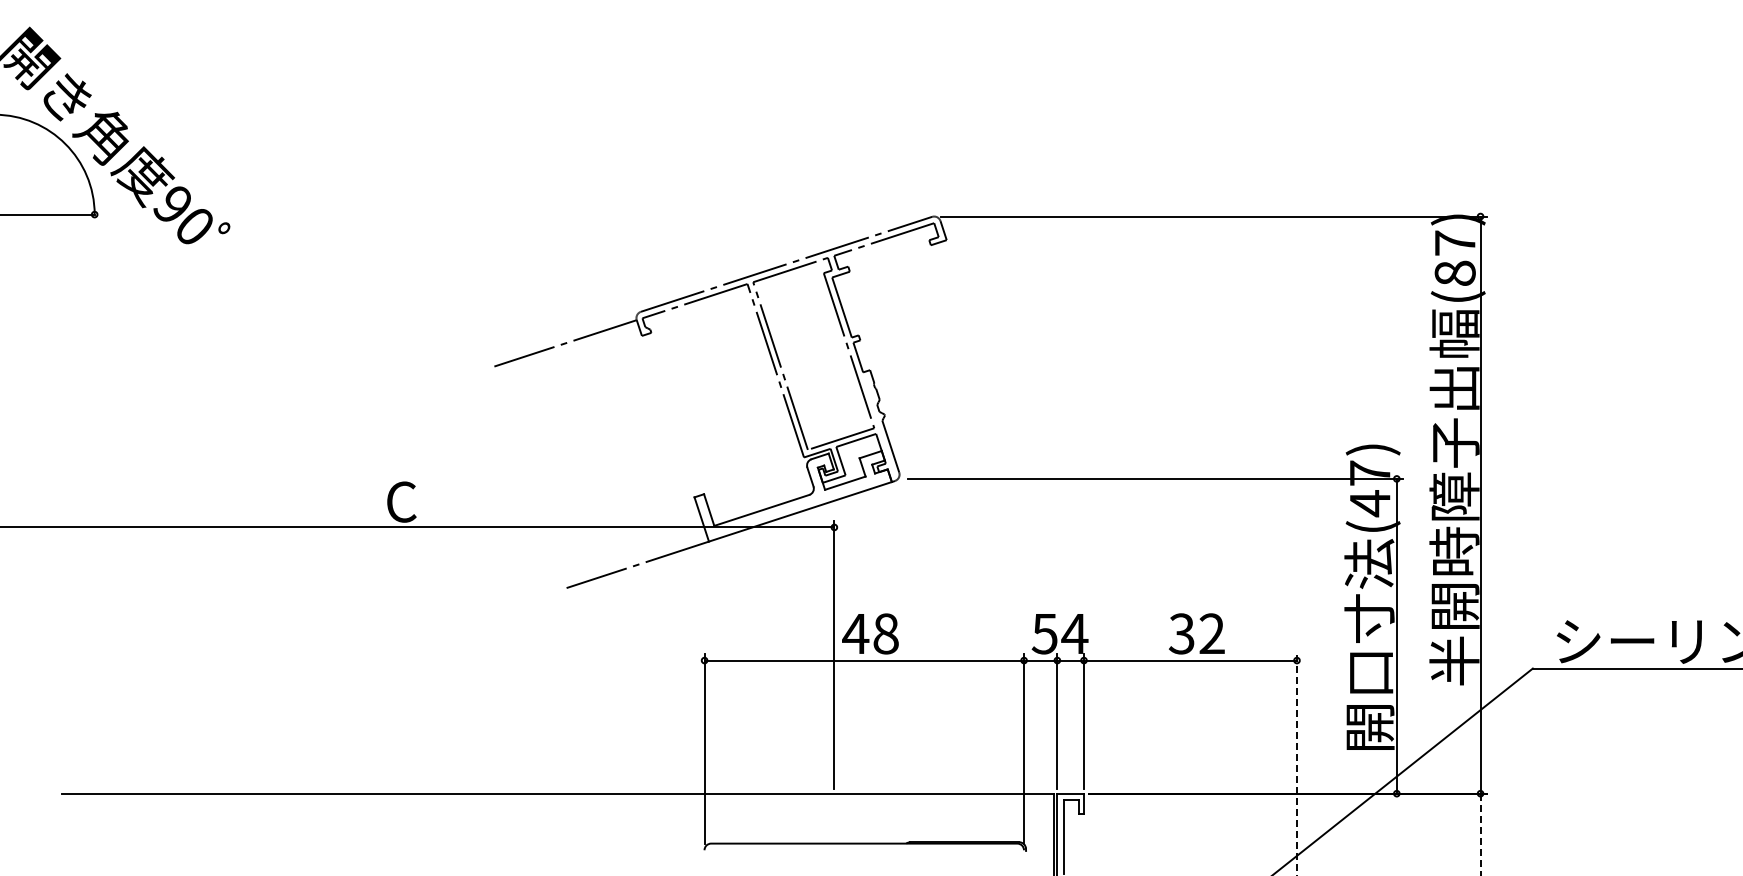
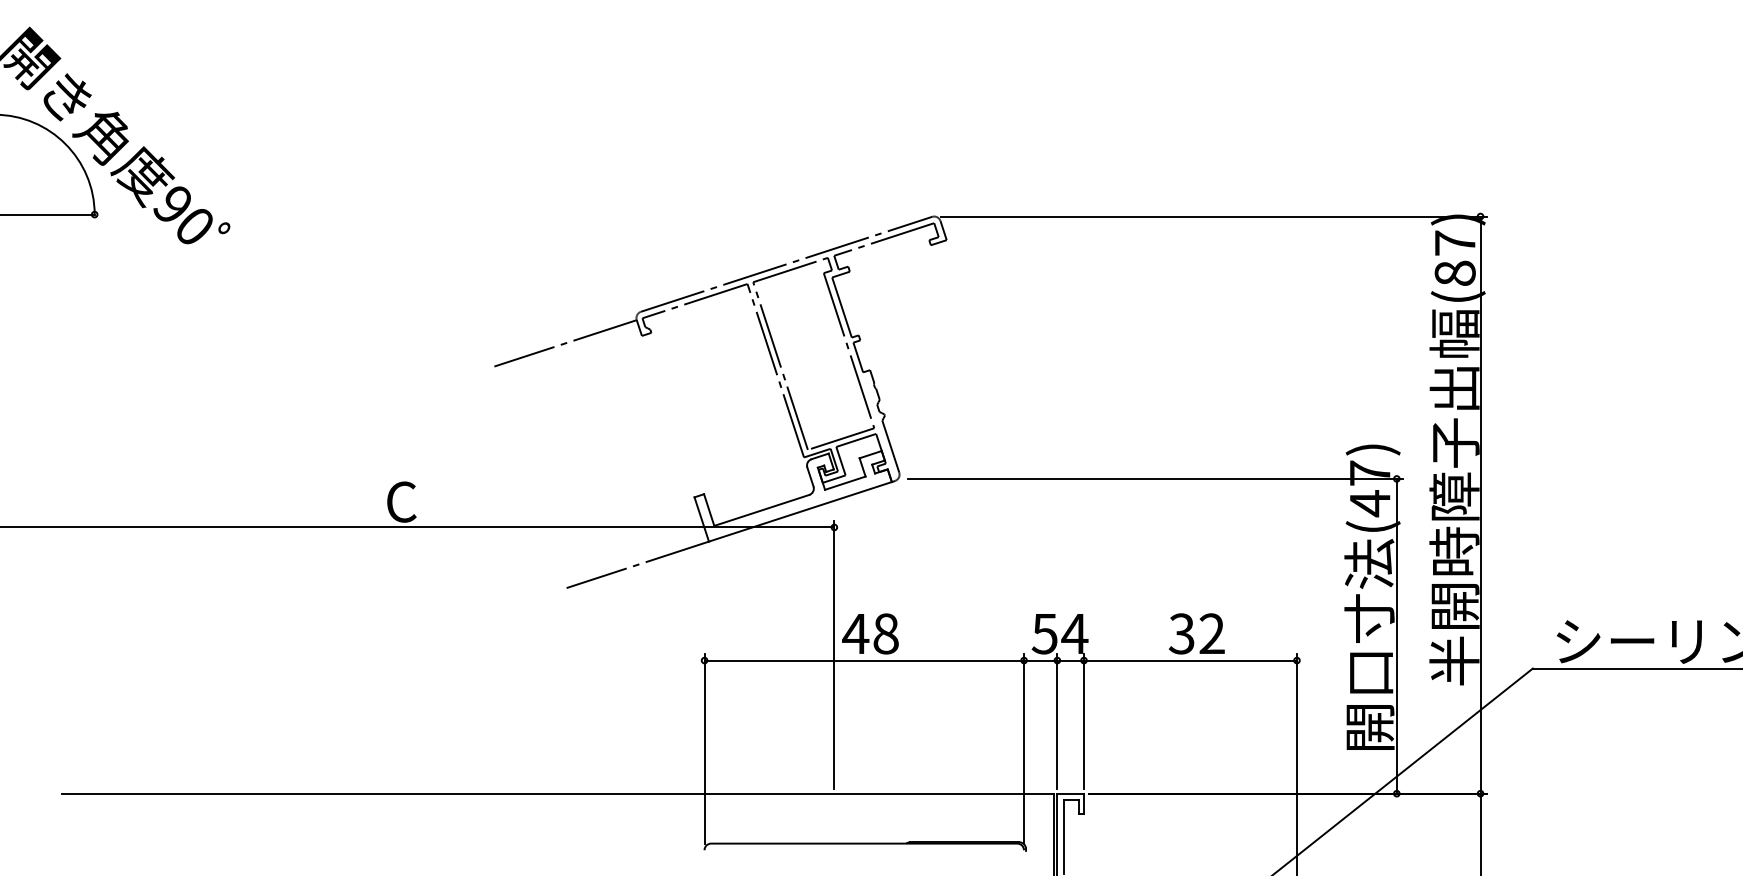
line: dashed -> solid (1296, 764)
line: dashed -> solid (1480, 834)
